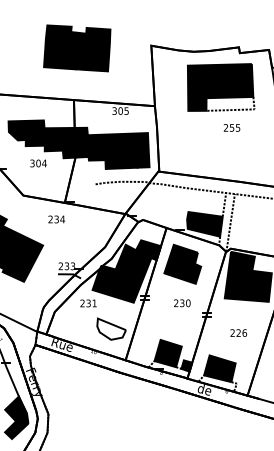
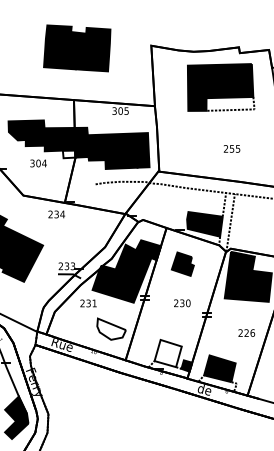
text position: (231, 127) -> (231, 148) (231, 148)
fill: present -> none (68, 154)
text position: (56, 219) -> (56, 214) (56, 214)
part size: 40x42 px -> 25x26 px (182, 263)
text position: (238, 332) -> (246, 332) (246, 332)
fill: present -> none (167, 353)
